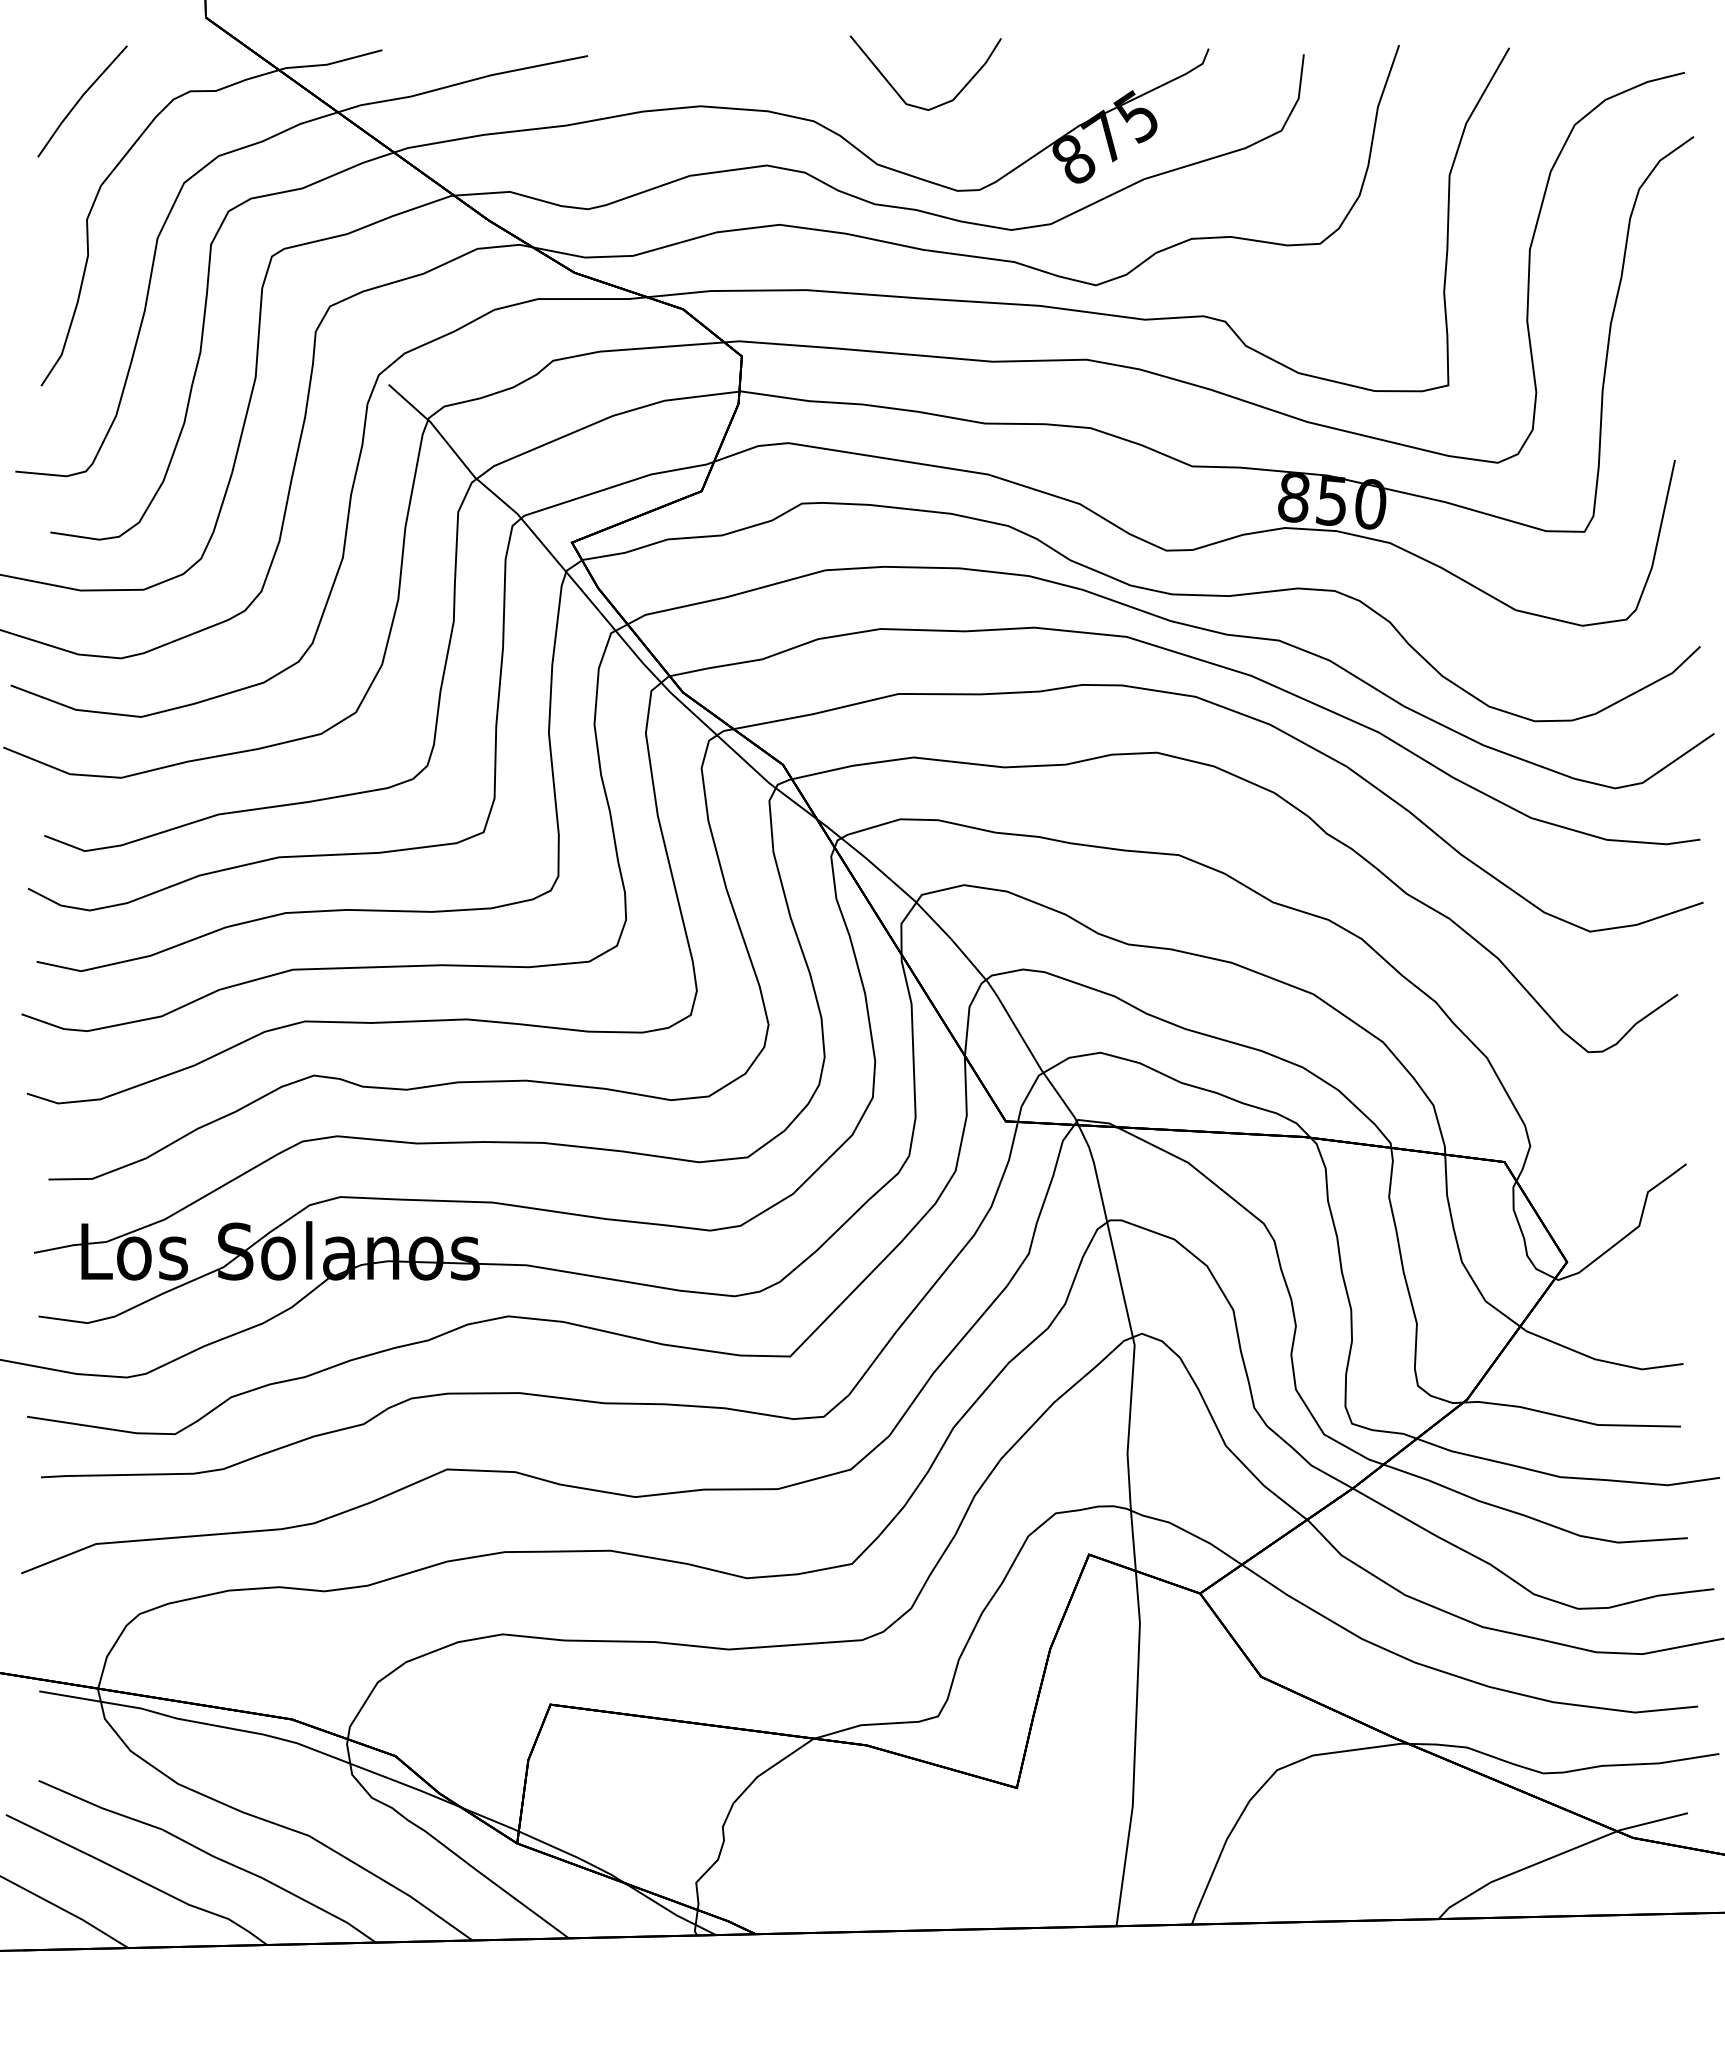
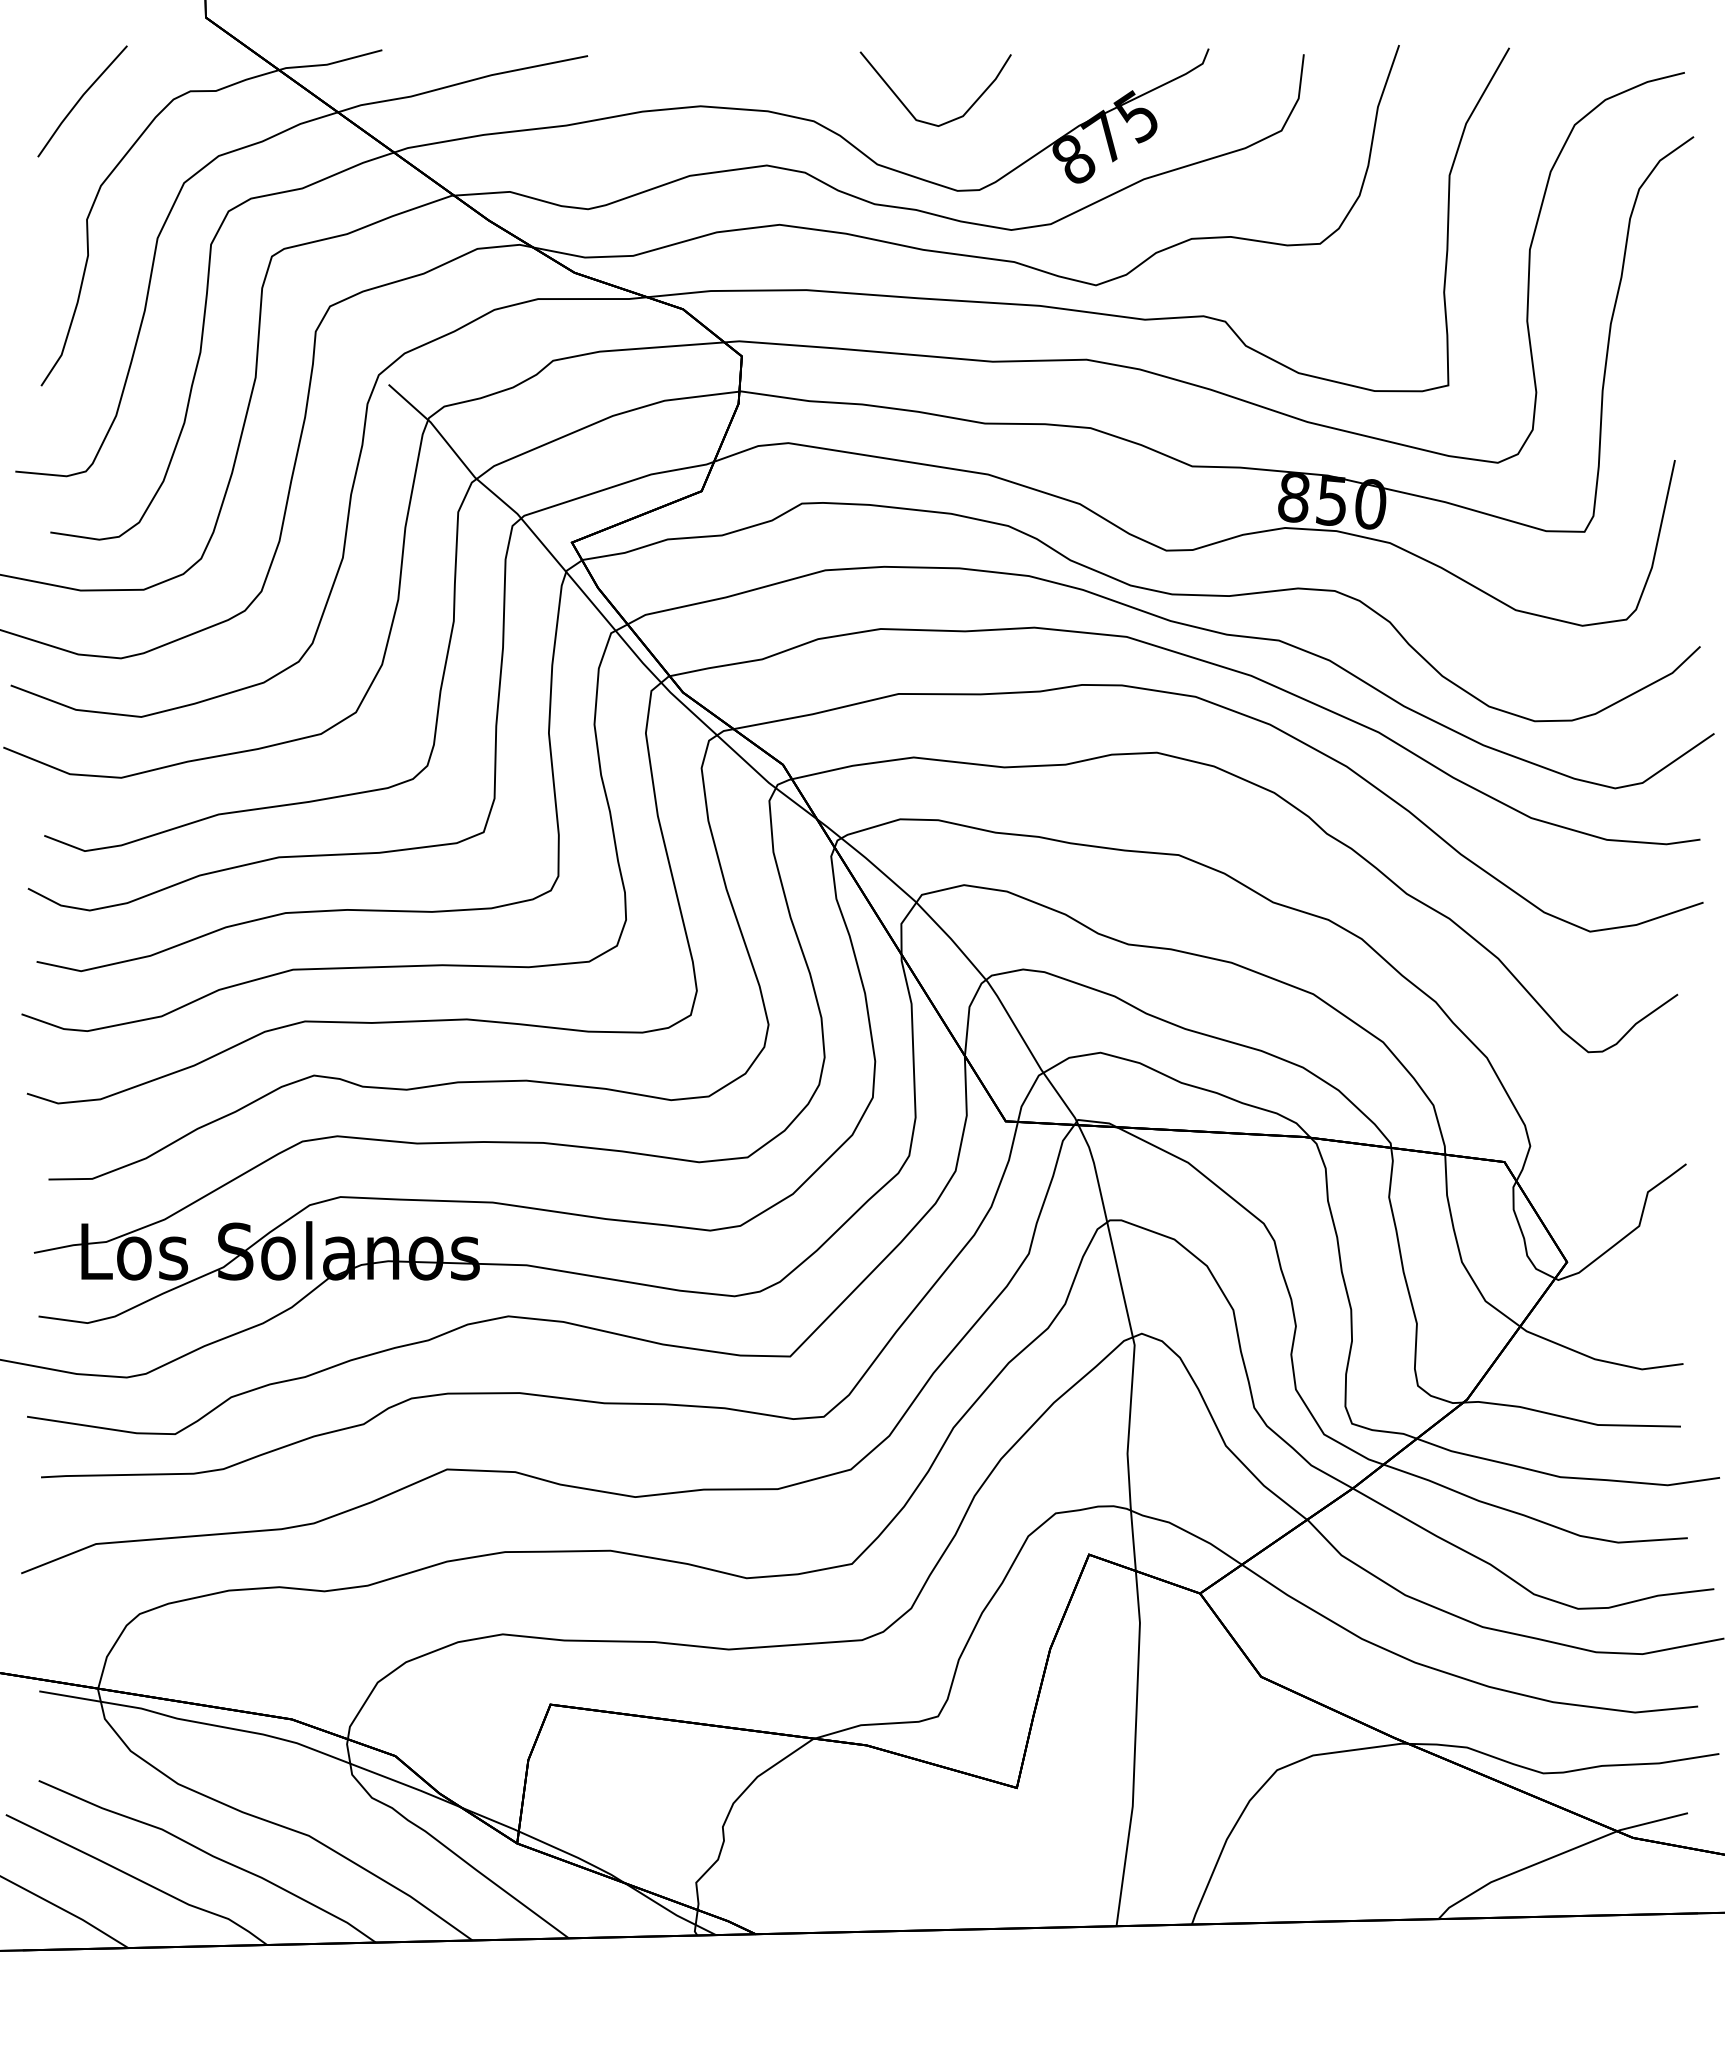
curve position: (897, 91) -> (907, 107) (907, 107)
